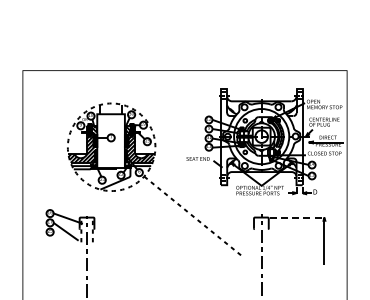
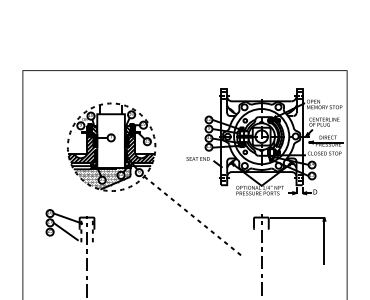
hatch: none -> present (103, 177)
line: dashed -> solid (297, 217)
